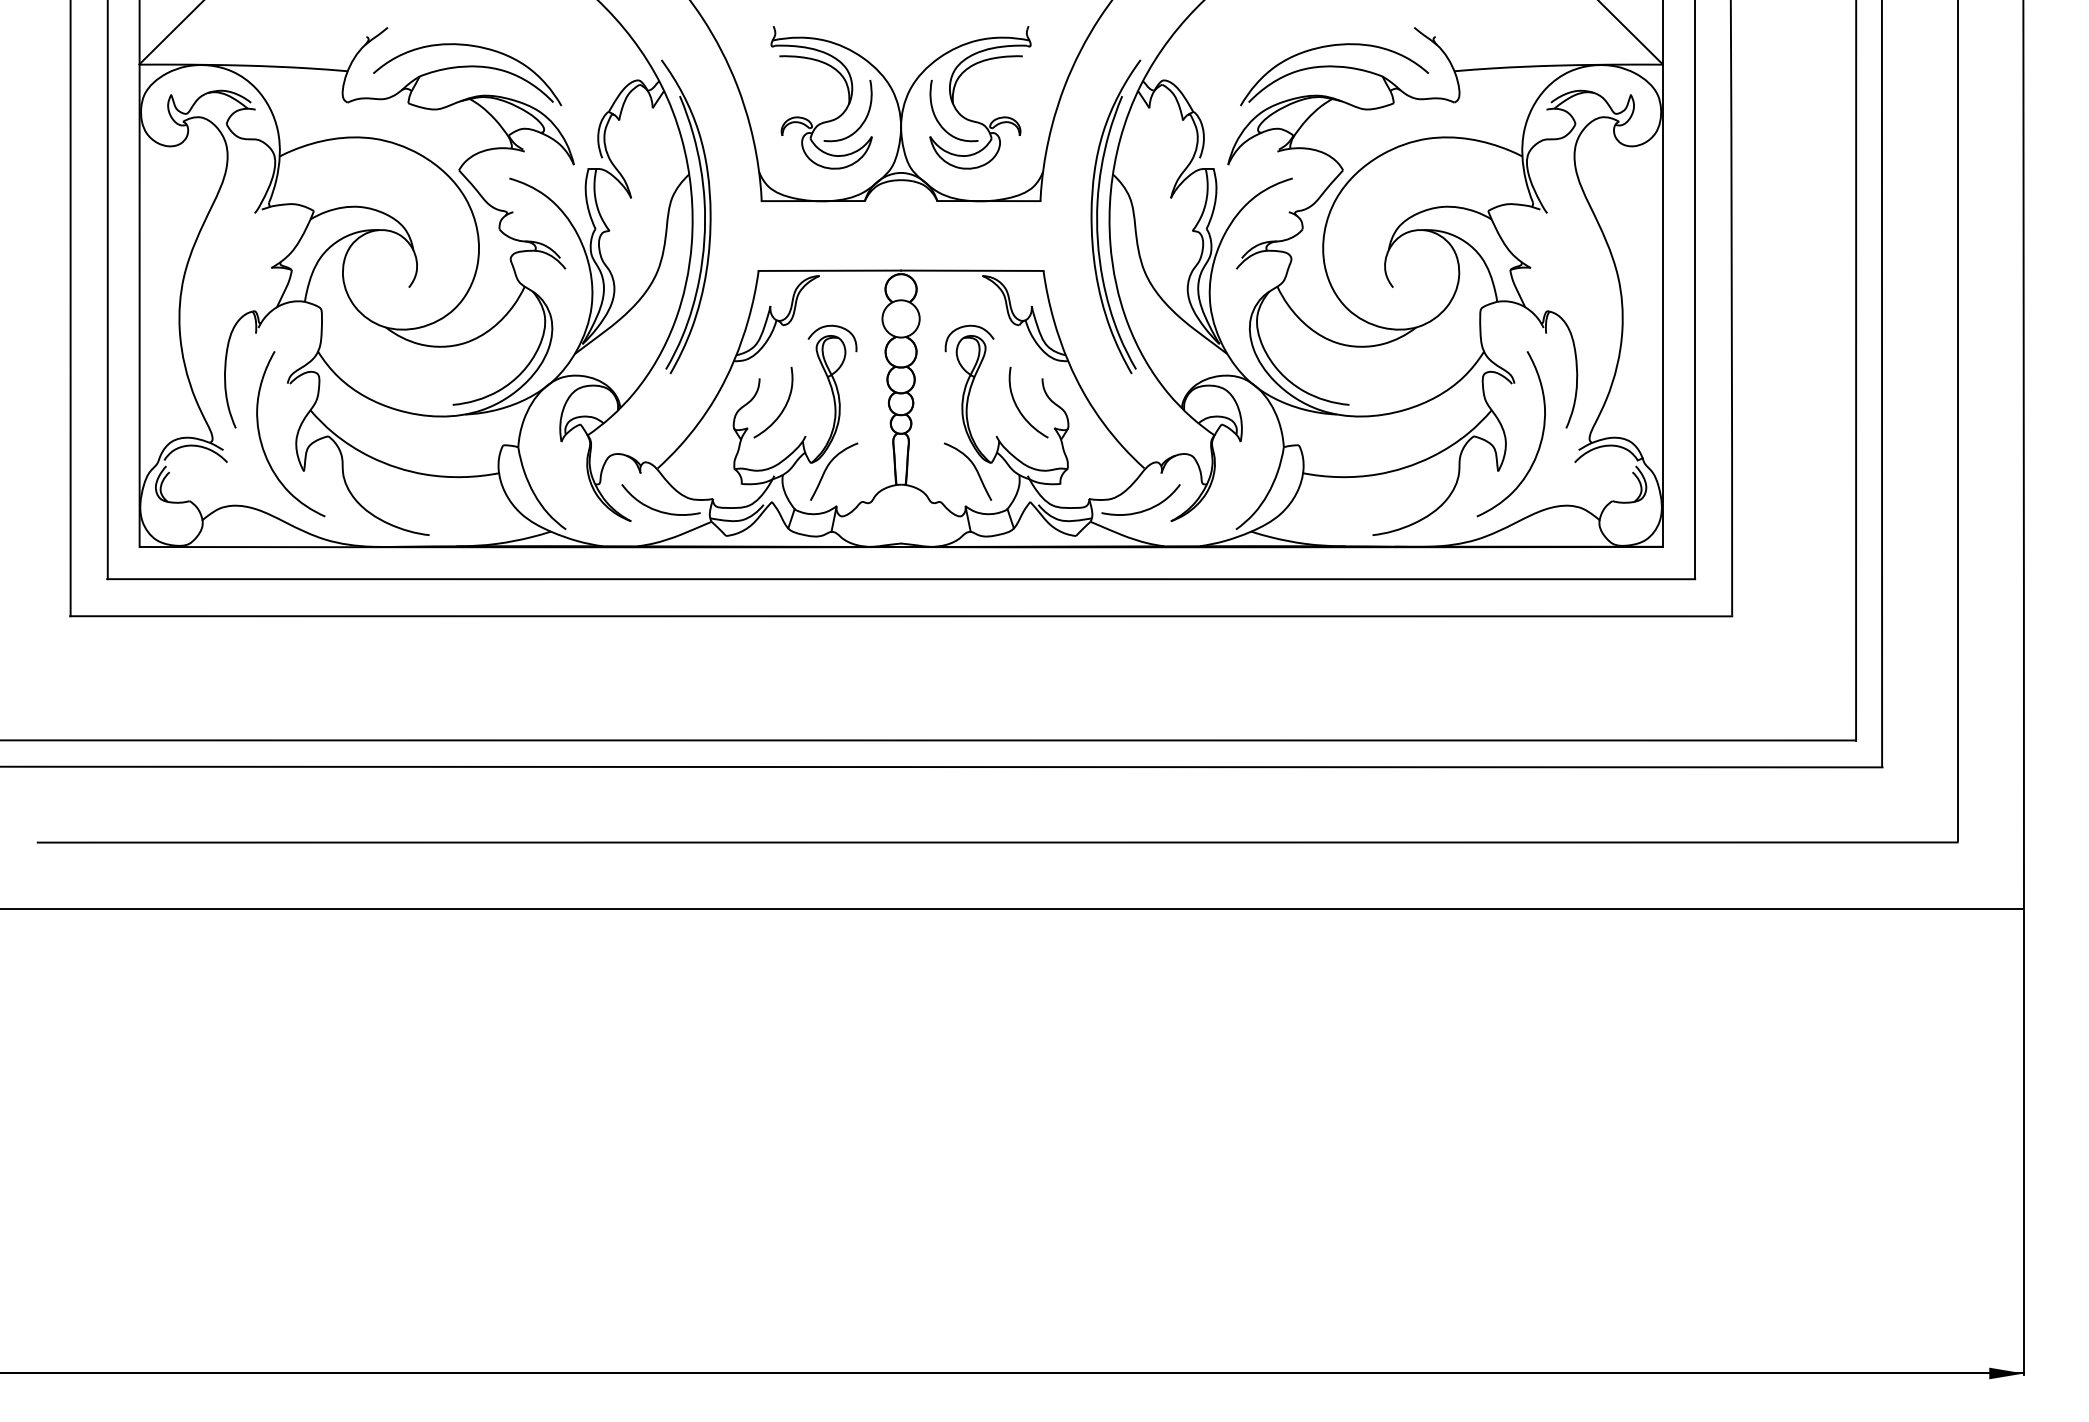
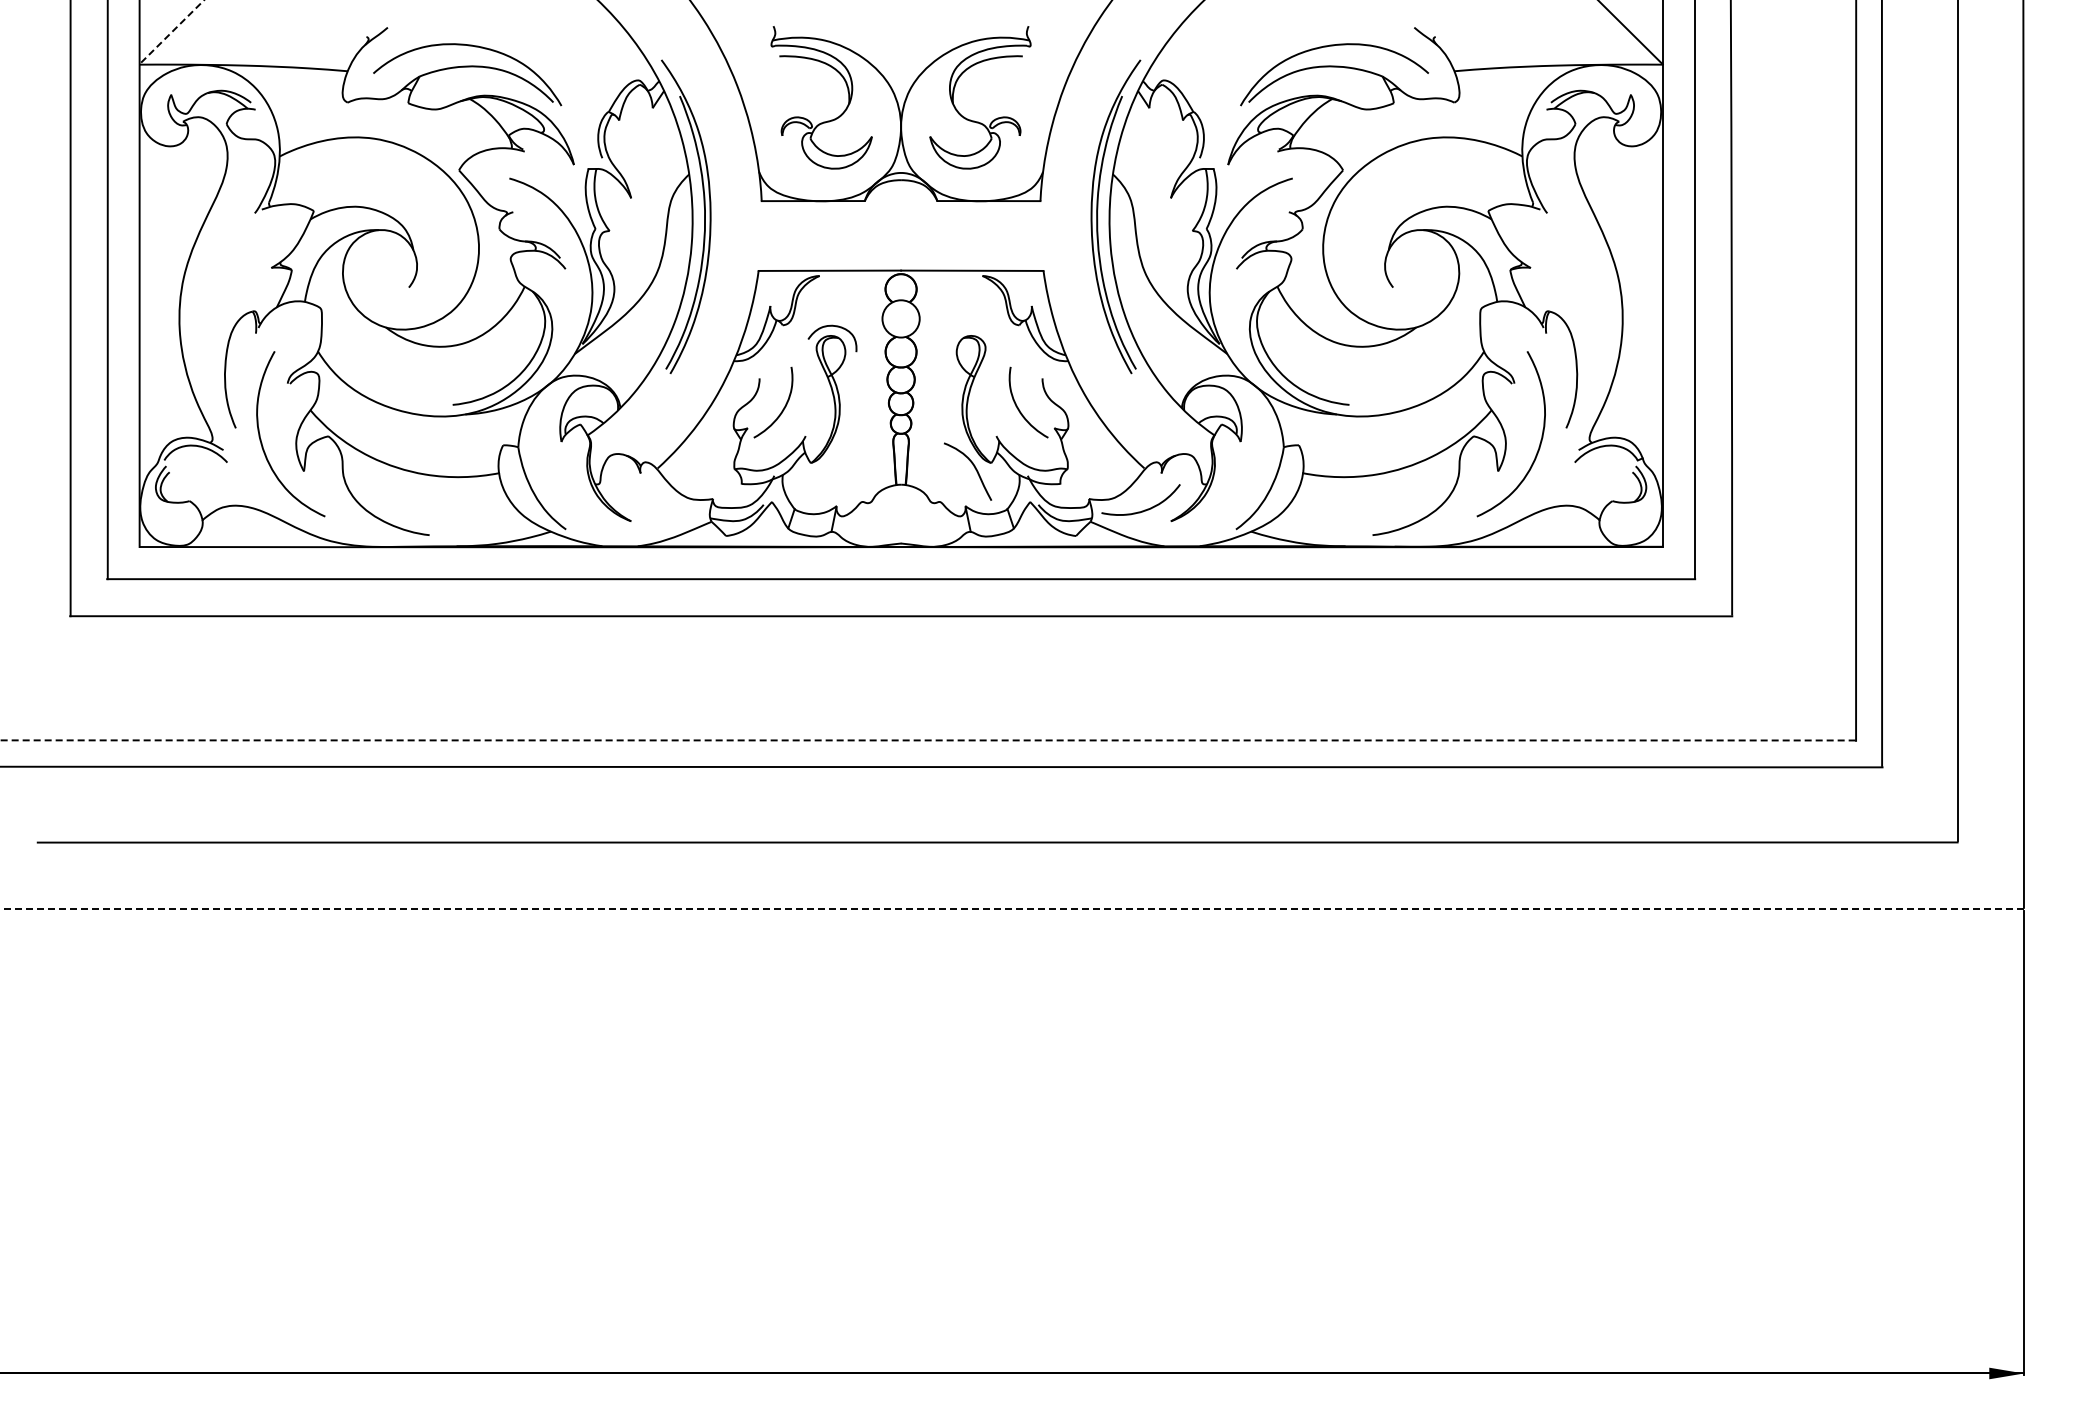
line: solid -> dashed (171, 32)
curve: present -> none (937, 118)
curve: present -> none (863, 120)
curve: present -> none (965, 327)
curve: present -> none (827, 468)
curve: present -> none (657, 509)
line: solid -> dashed (928, 740)
line: solid -> dashed (1012, 908)
